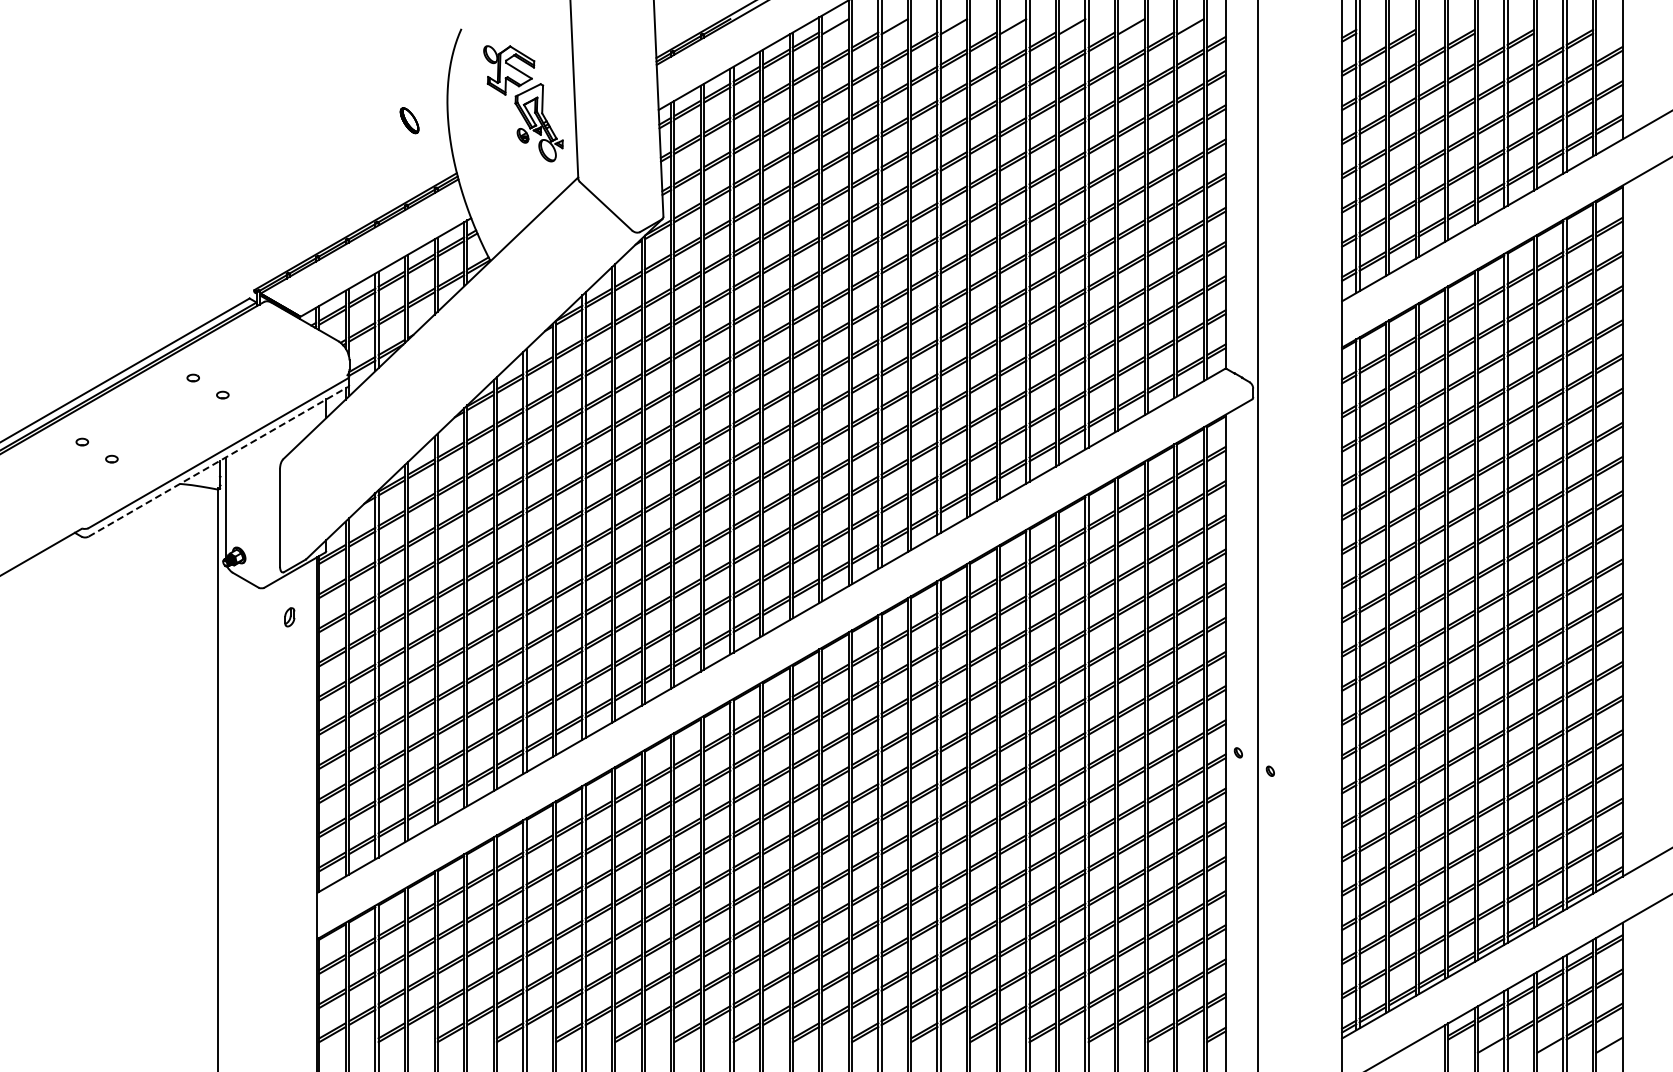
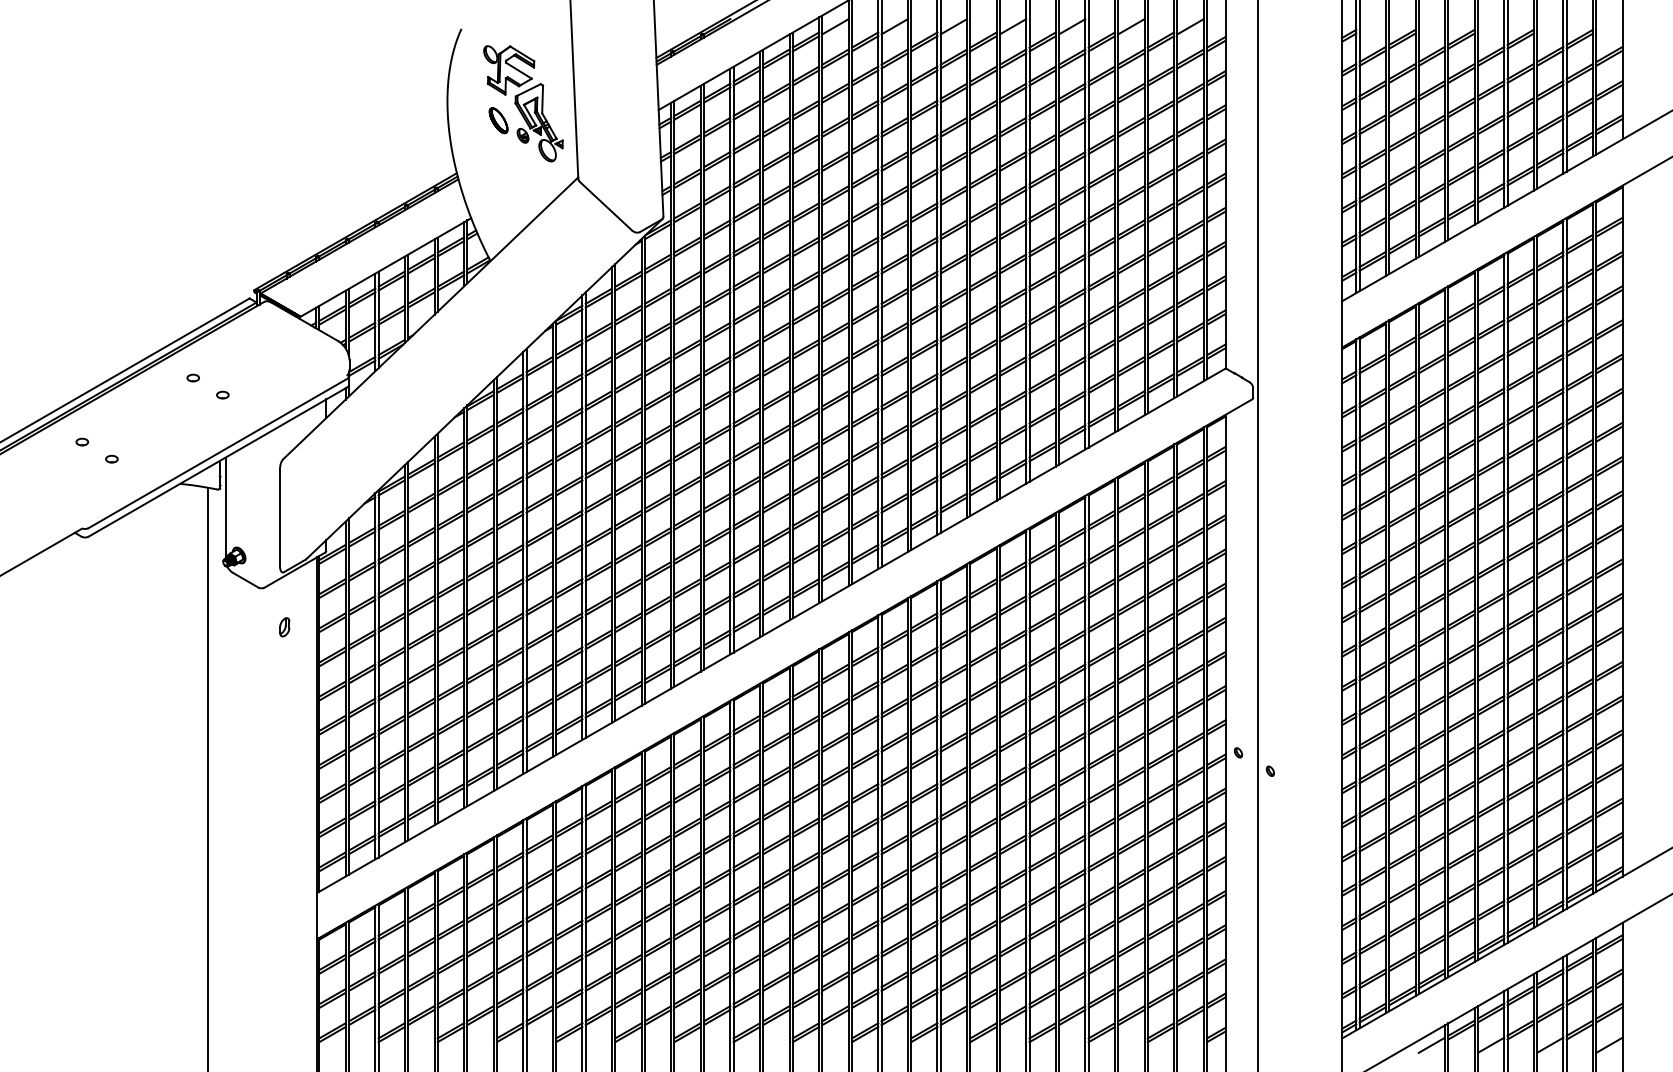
part position: (409, 120) -> (498, 120) (498, 120)
line: dashed -> solid (218, 461)
part position: (289, 617) -> (284, 627) (284, 627)
line position: (217, 777) -> (207, 777) (207, 777)
line: none -> present (1431, 1044)
